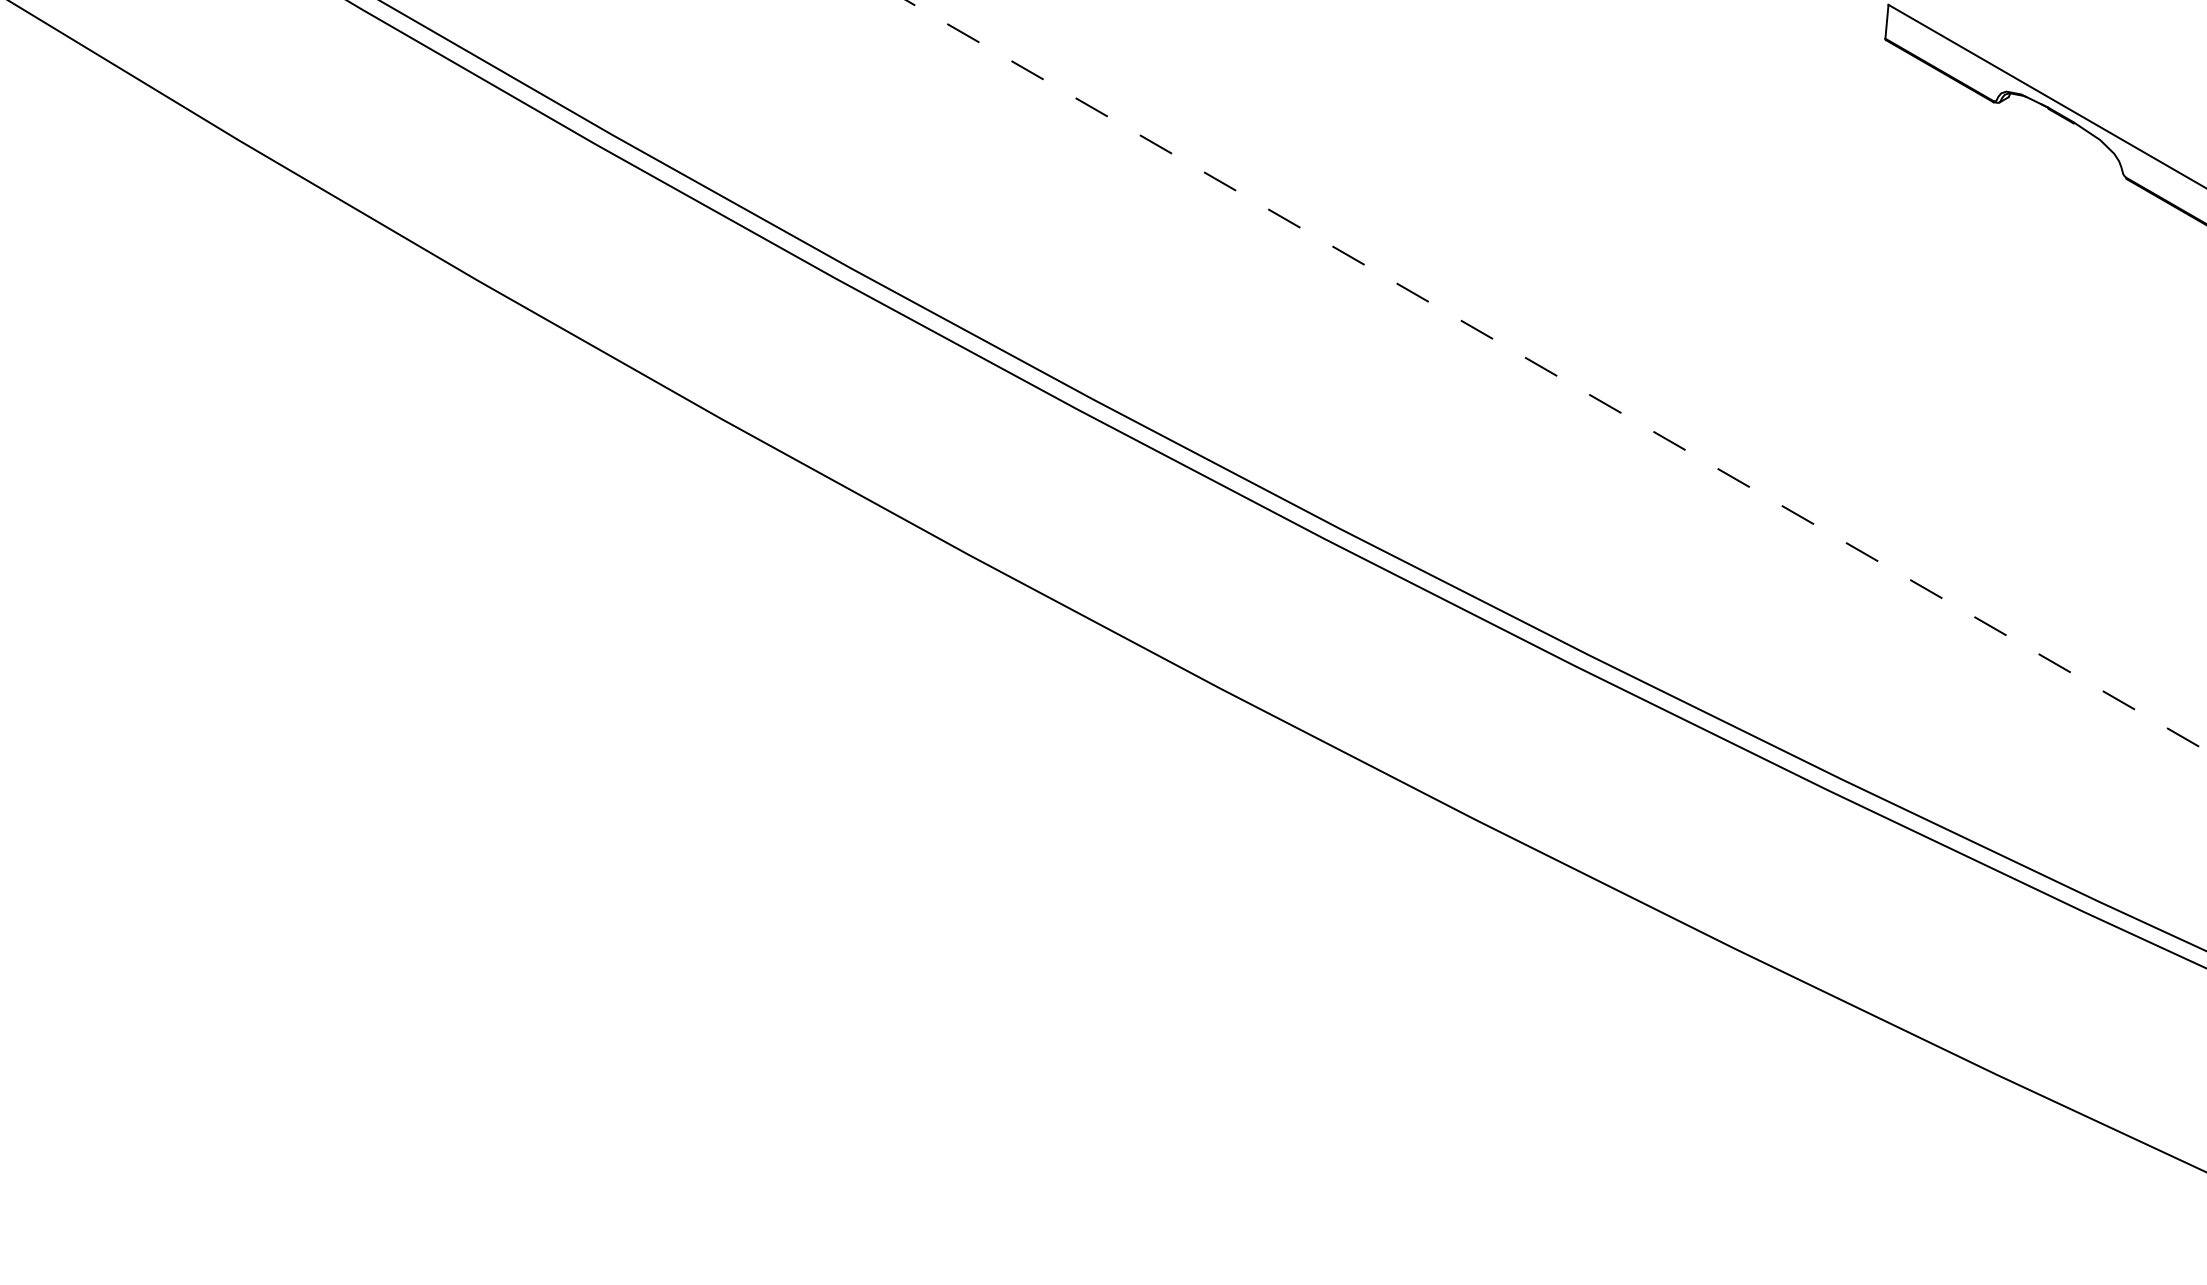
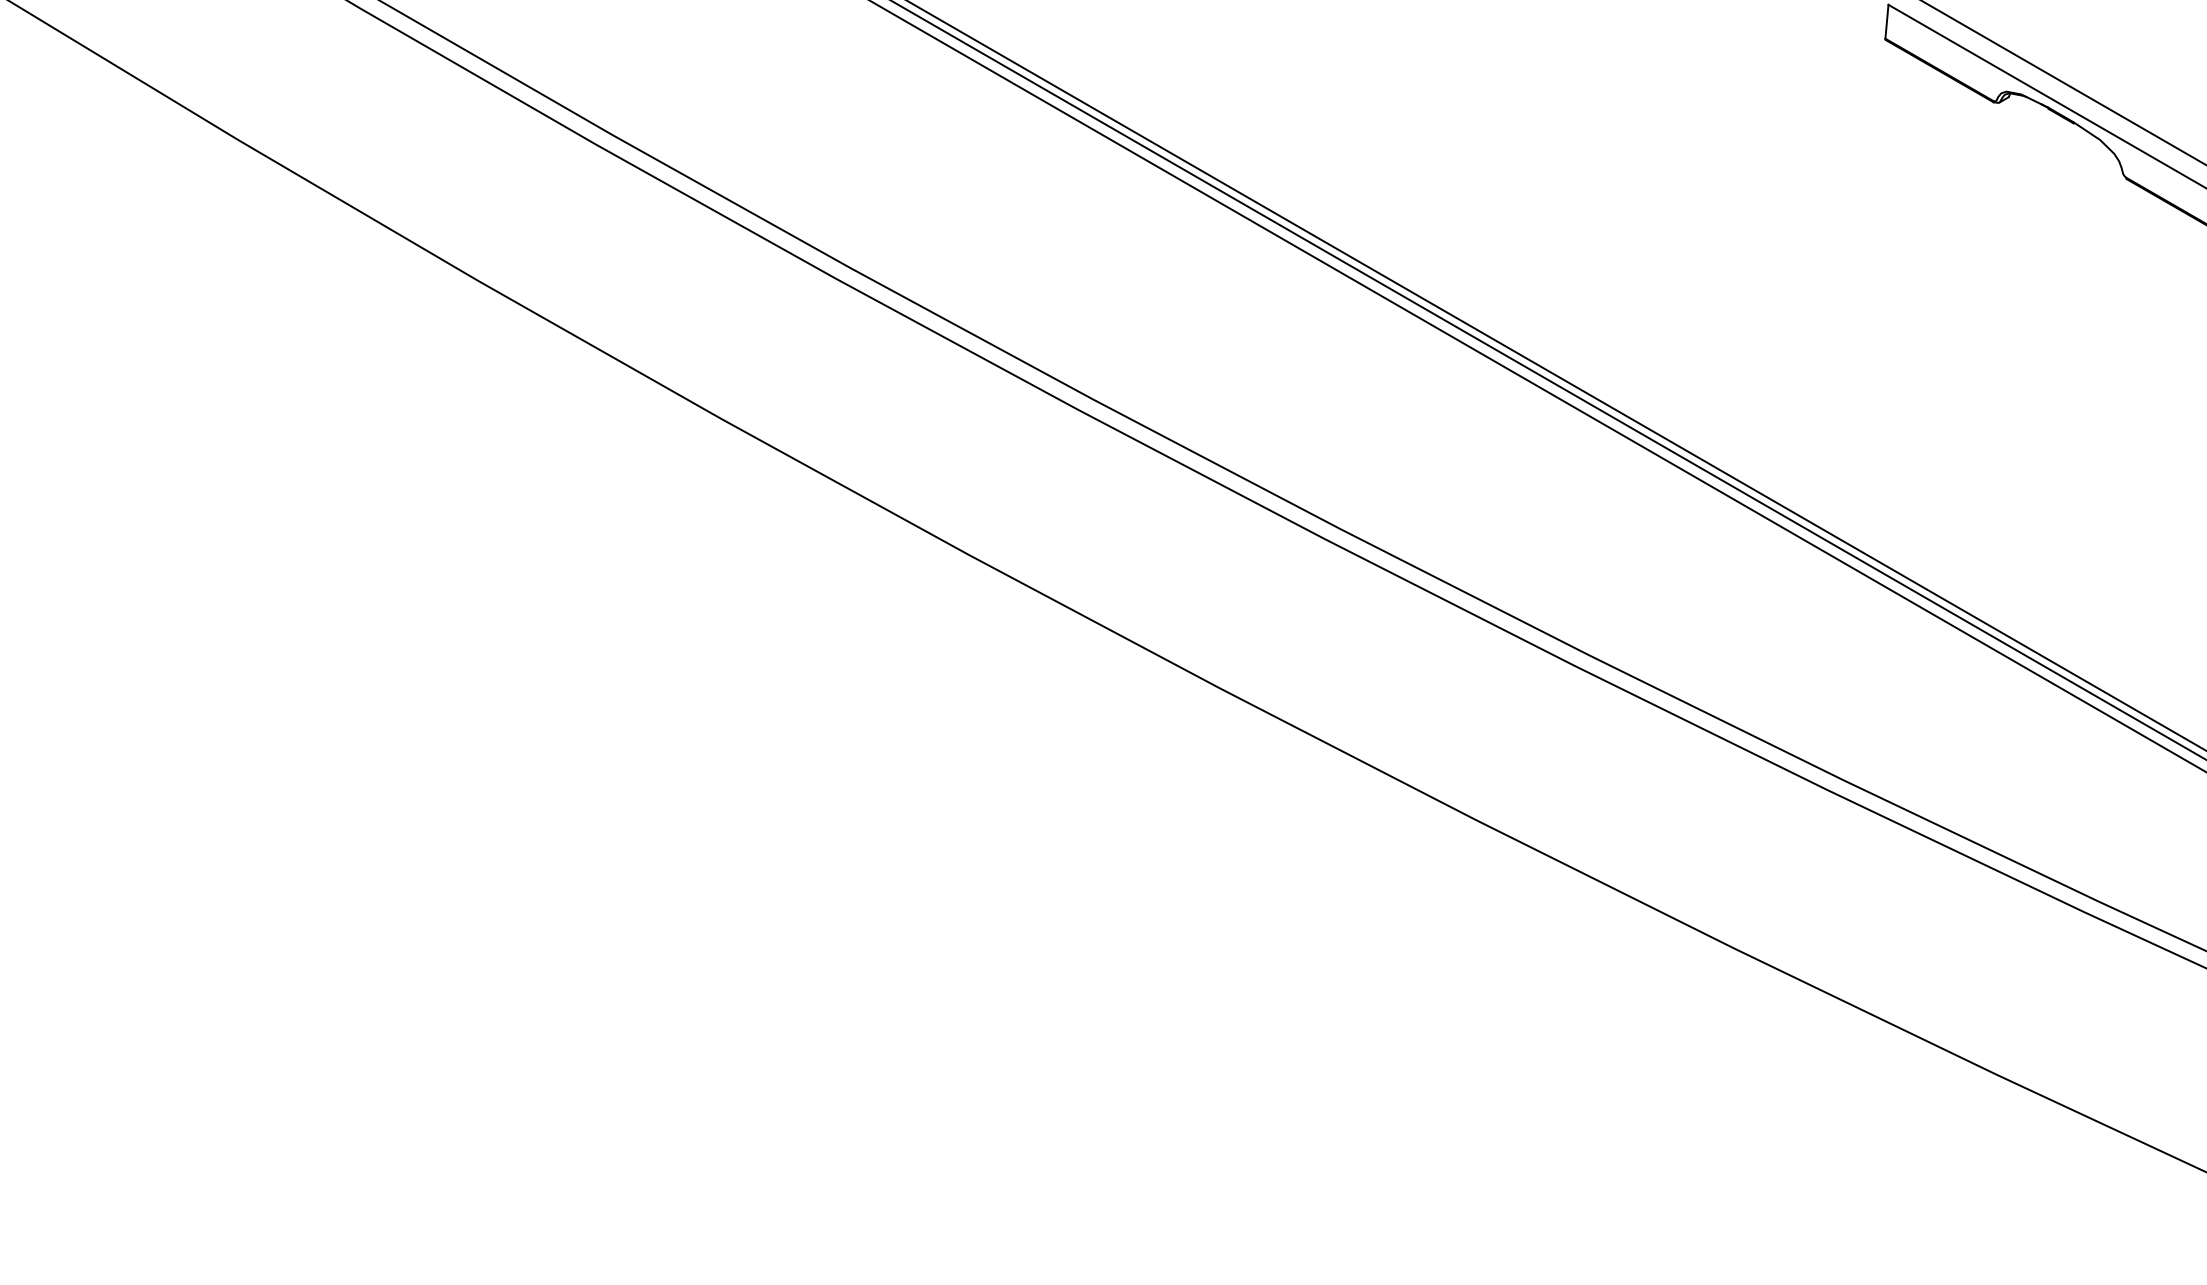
line: none -> present (2063, 82)
line: dashed -> solid (1555, 375)
line: none -> present (1548, 380)
line: none -> present (1537, 386)
